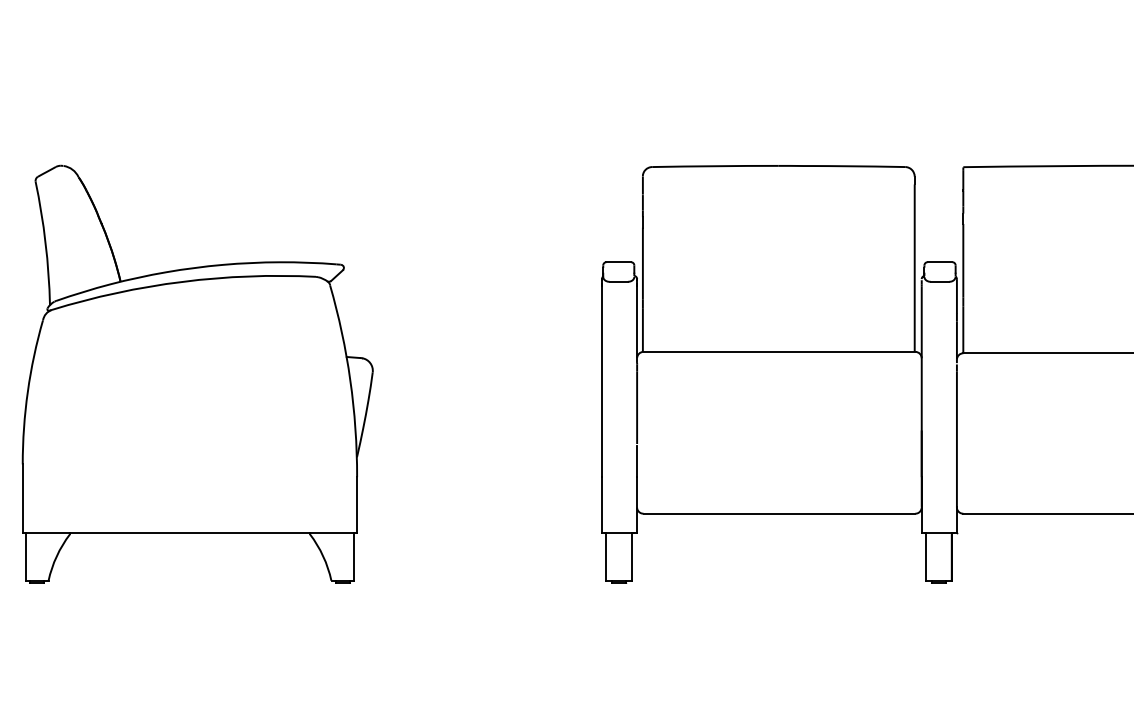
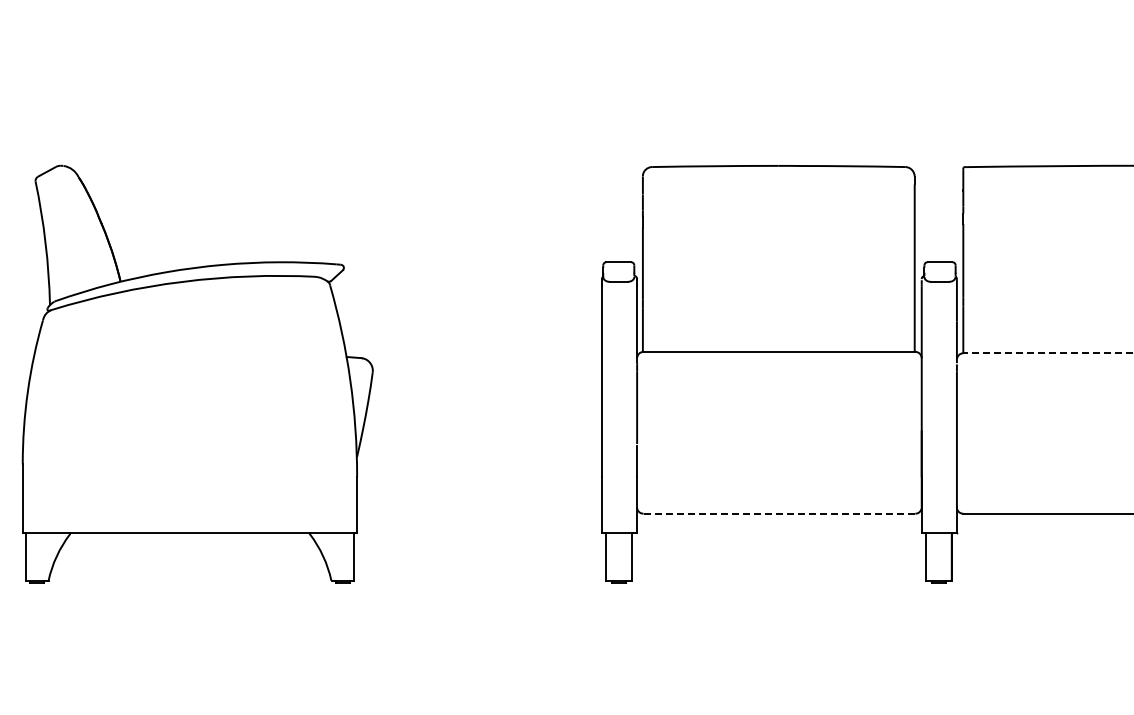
line: solid -> dashed (1048, 353)
line: solid -> dashed (779, 513)
